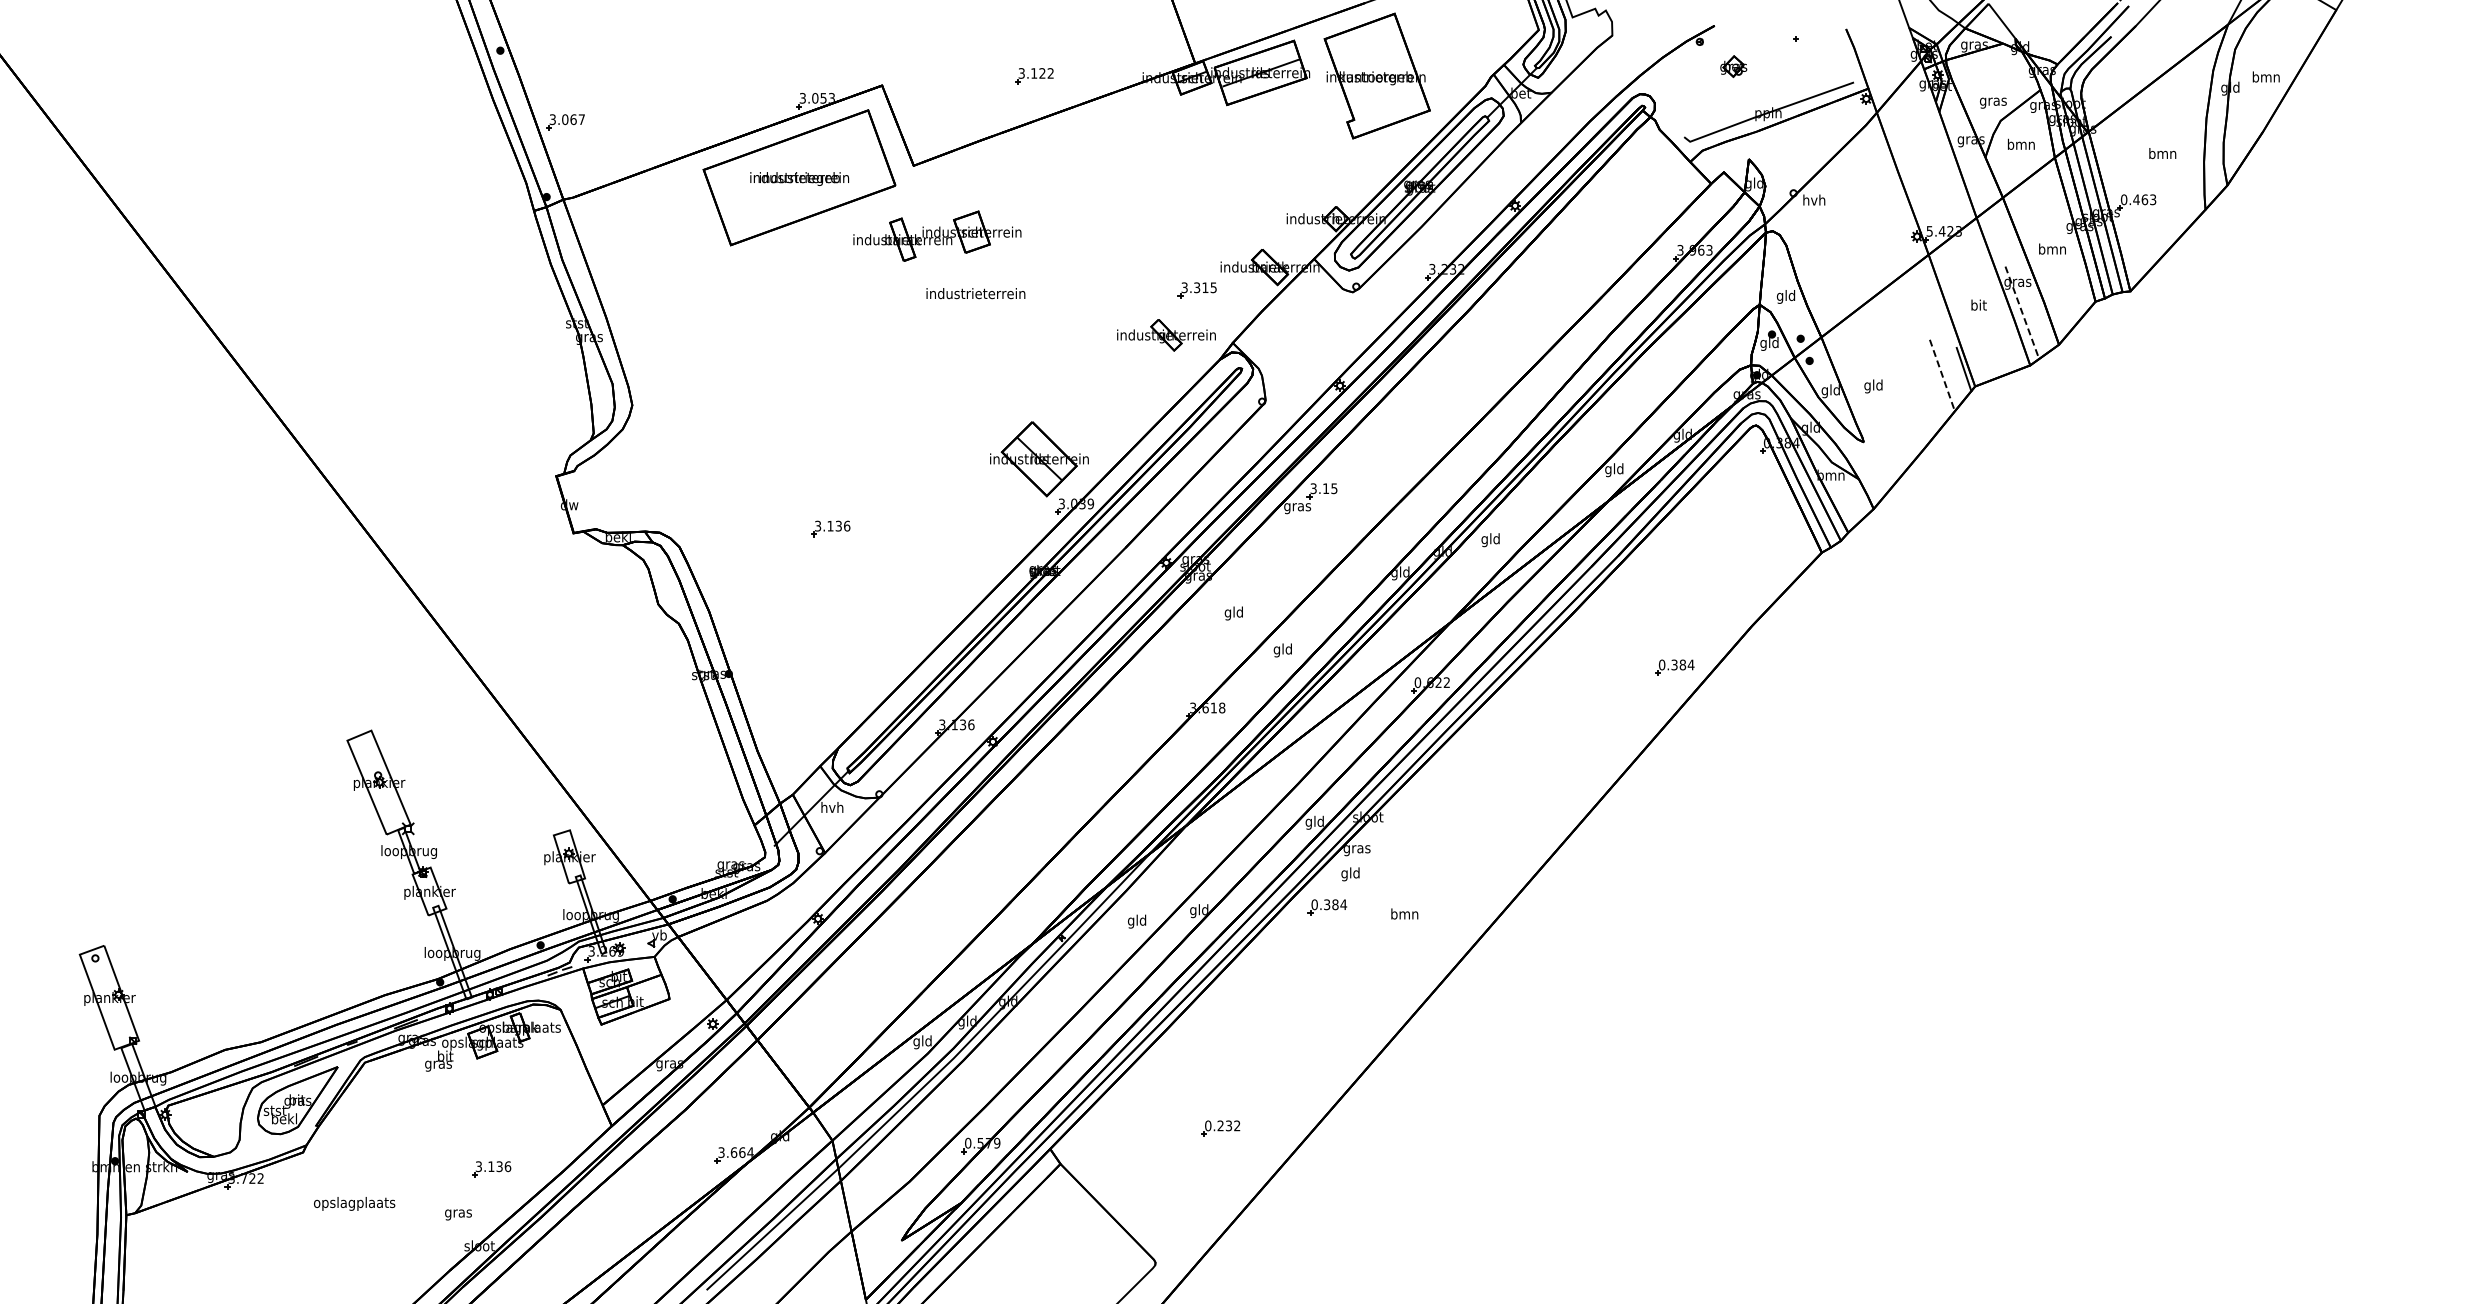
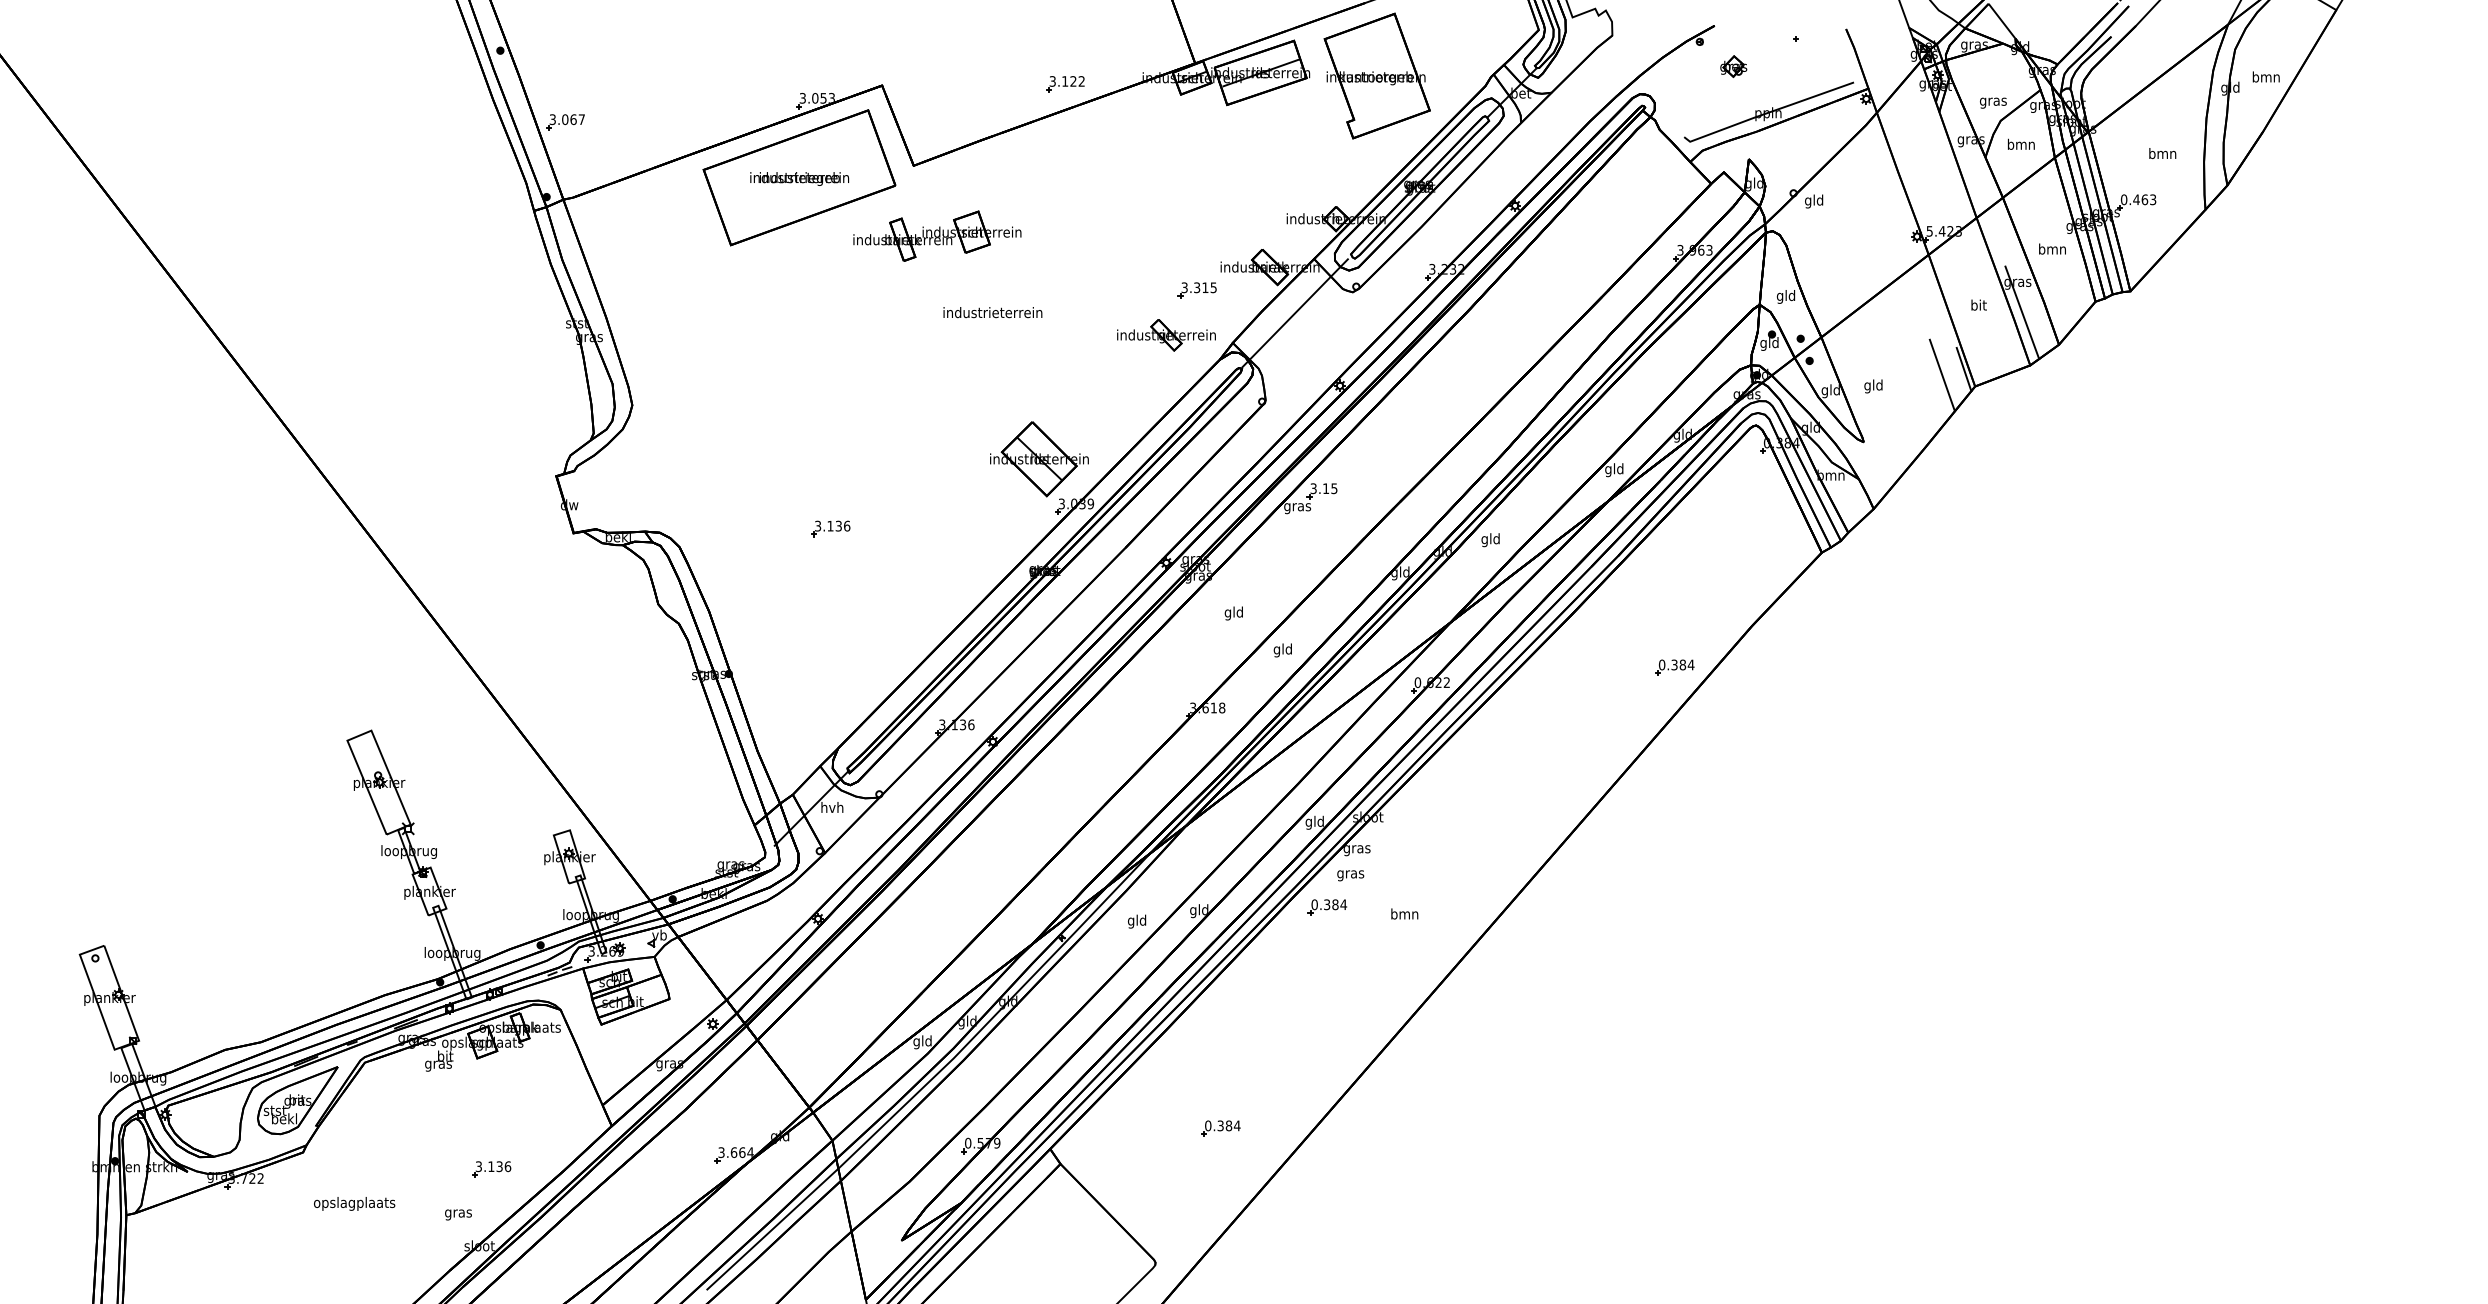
part position: (1034, 76) -> (1065, 84) (1065, 84)
text: hvh -> gld (1814, 201)
text position: (975, 293) -> (992, 312) (992, 312)
line: none -> present (1294, 313)
line: dashed -> solid (2022, 313)
line: dashed -> solid (1942, 375)
text: gld -> gras (1350, 874)
text: 0.232 -> 0.384 (1228, 1125)
